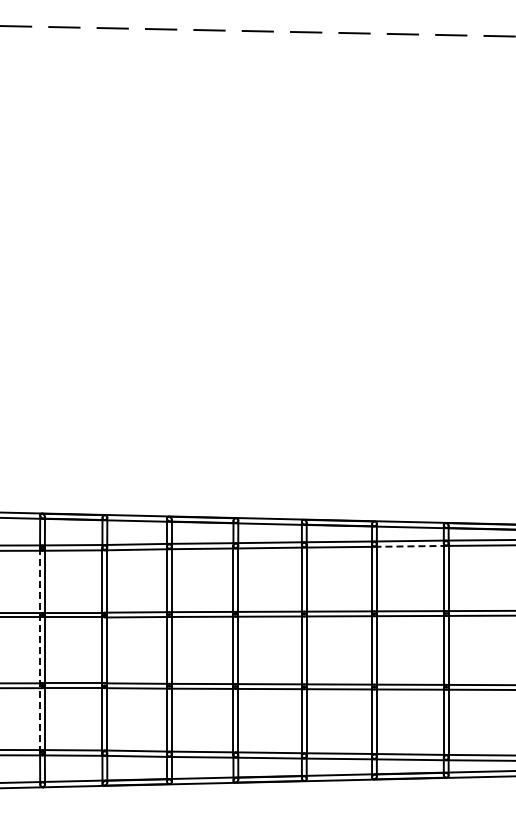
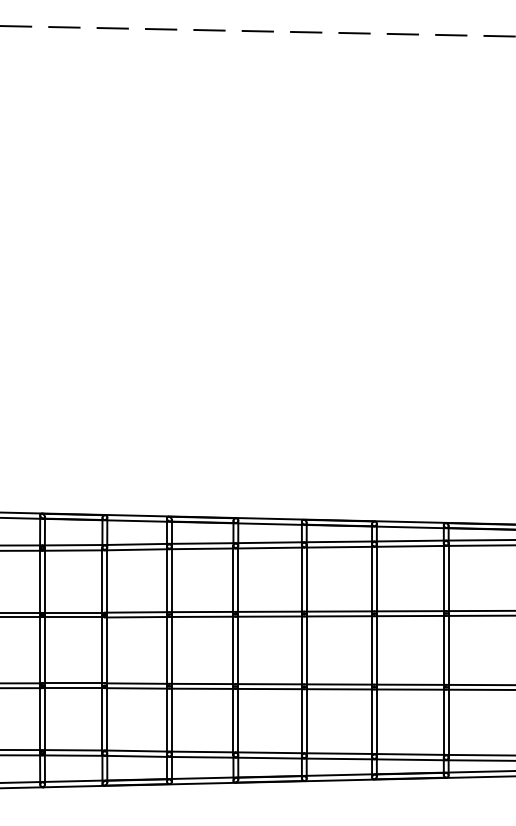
line: dashed -> solid (410, 546)
line: dashed -> solid (40, 649)
